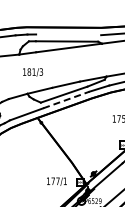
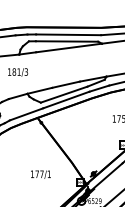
line: none -> present (68, 34)
text position: (33, 72) -> (18, 72) (18, 72)
line: dashed -> solid (66, 100)
text position: (56, 181) -> (40, 174) (40, 174)
